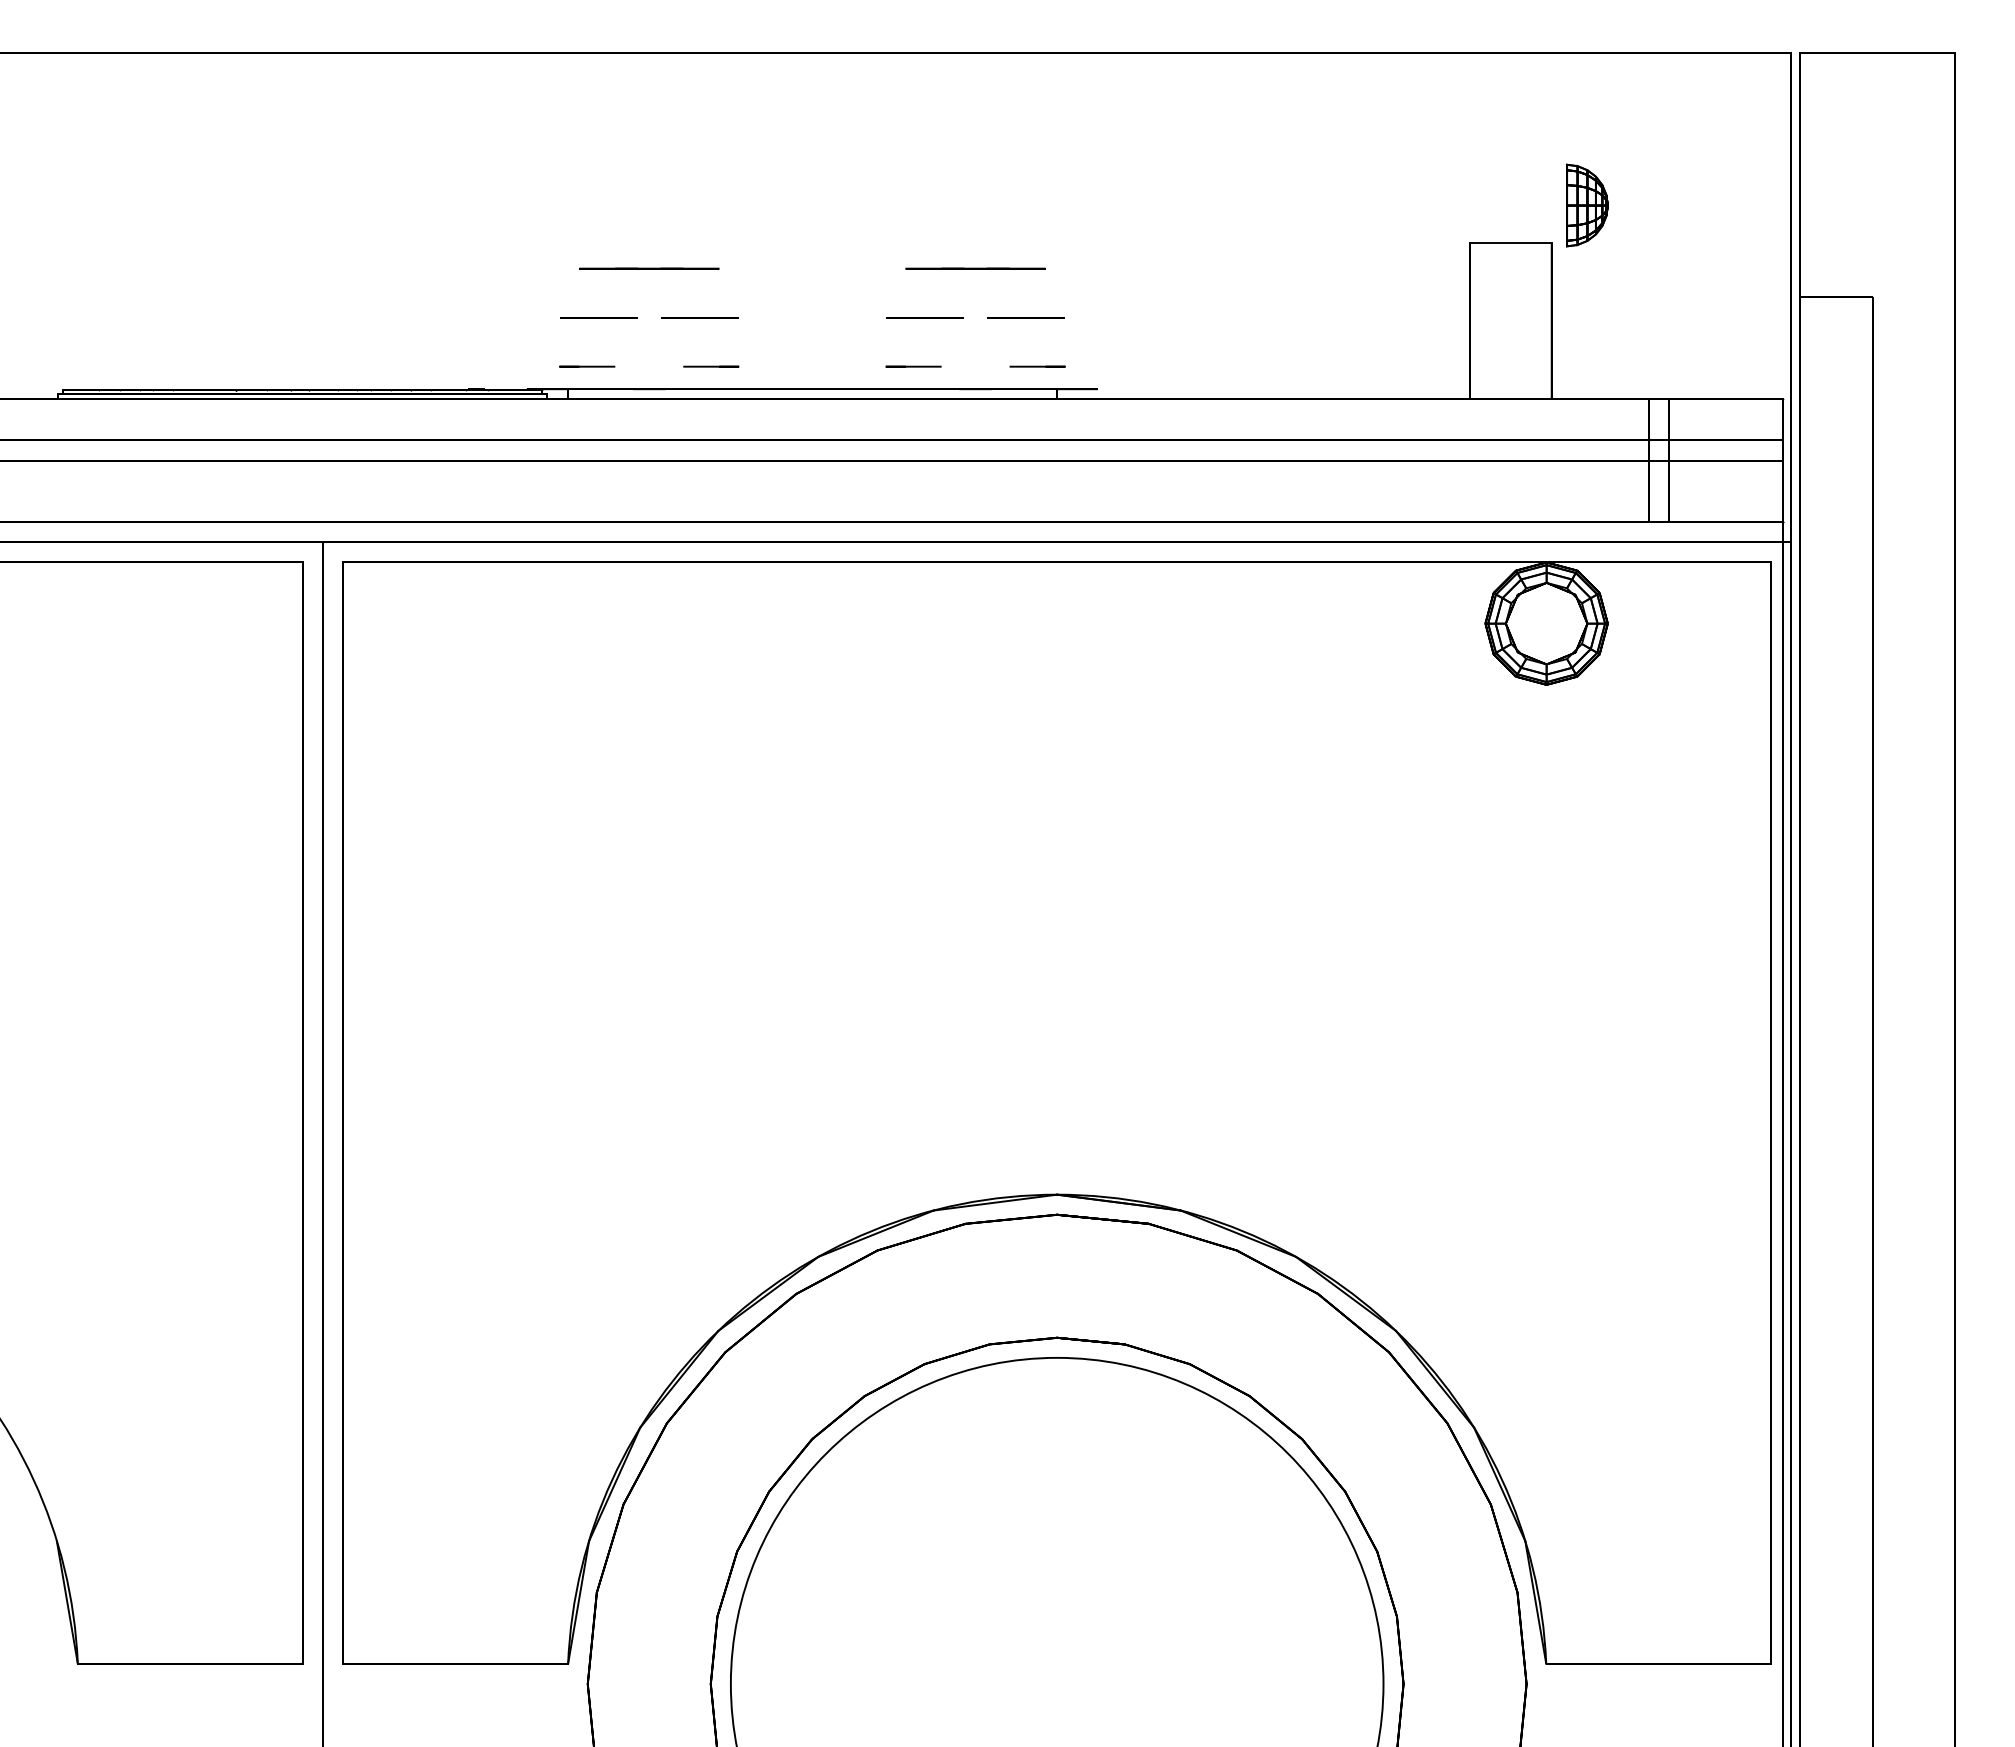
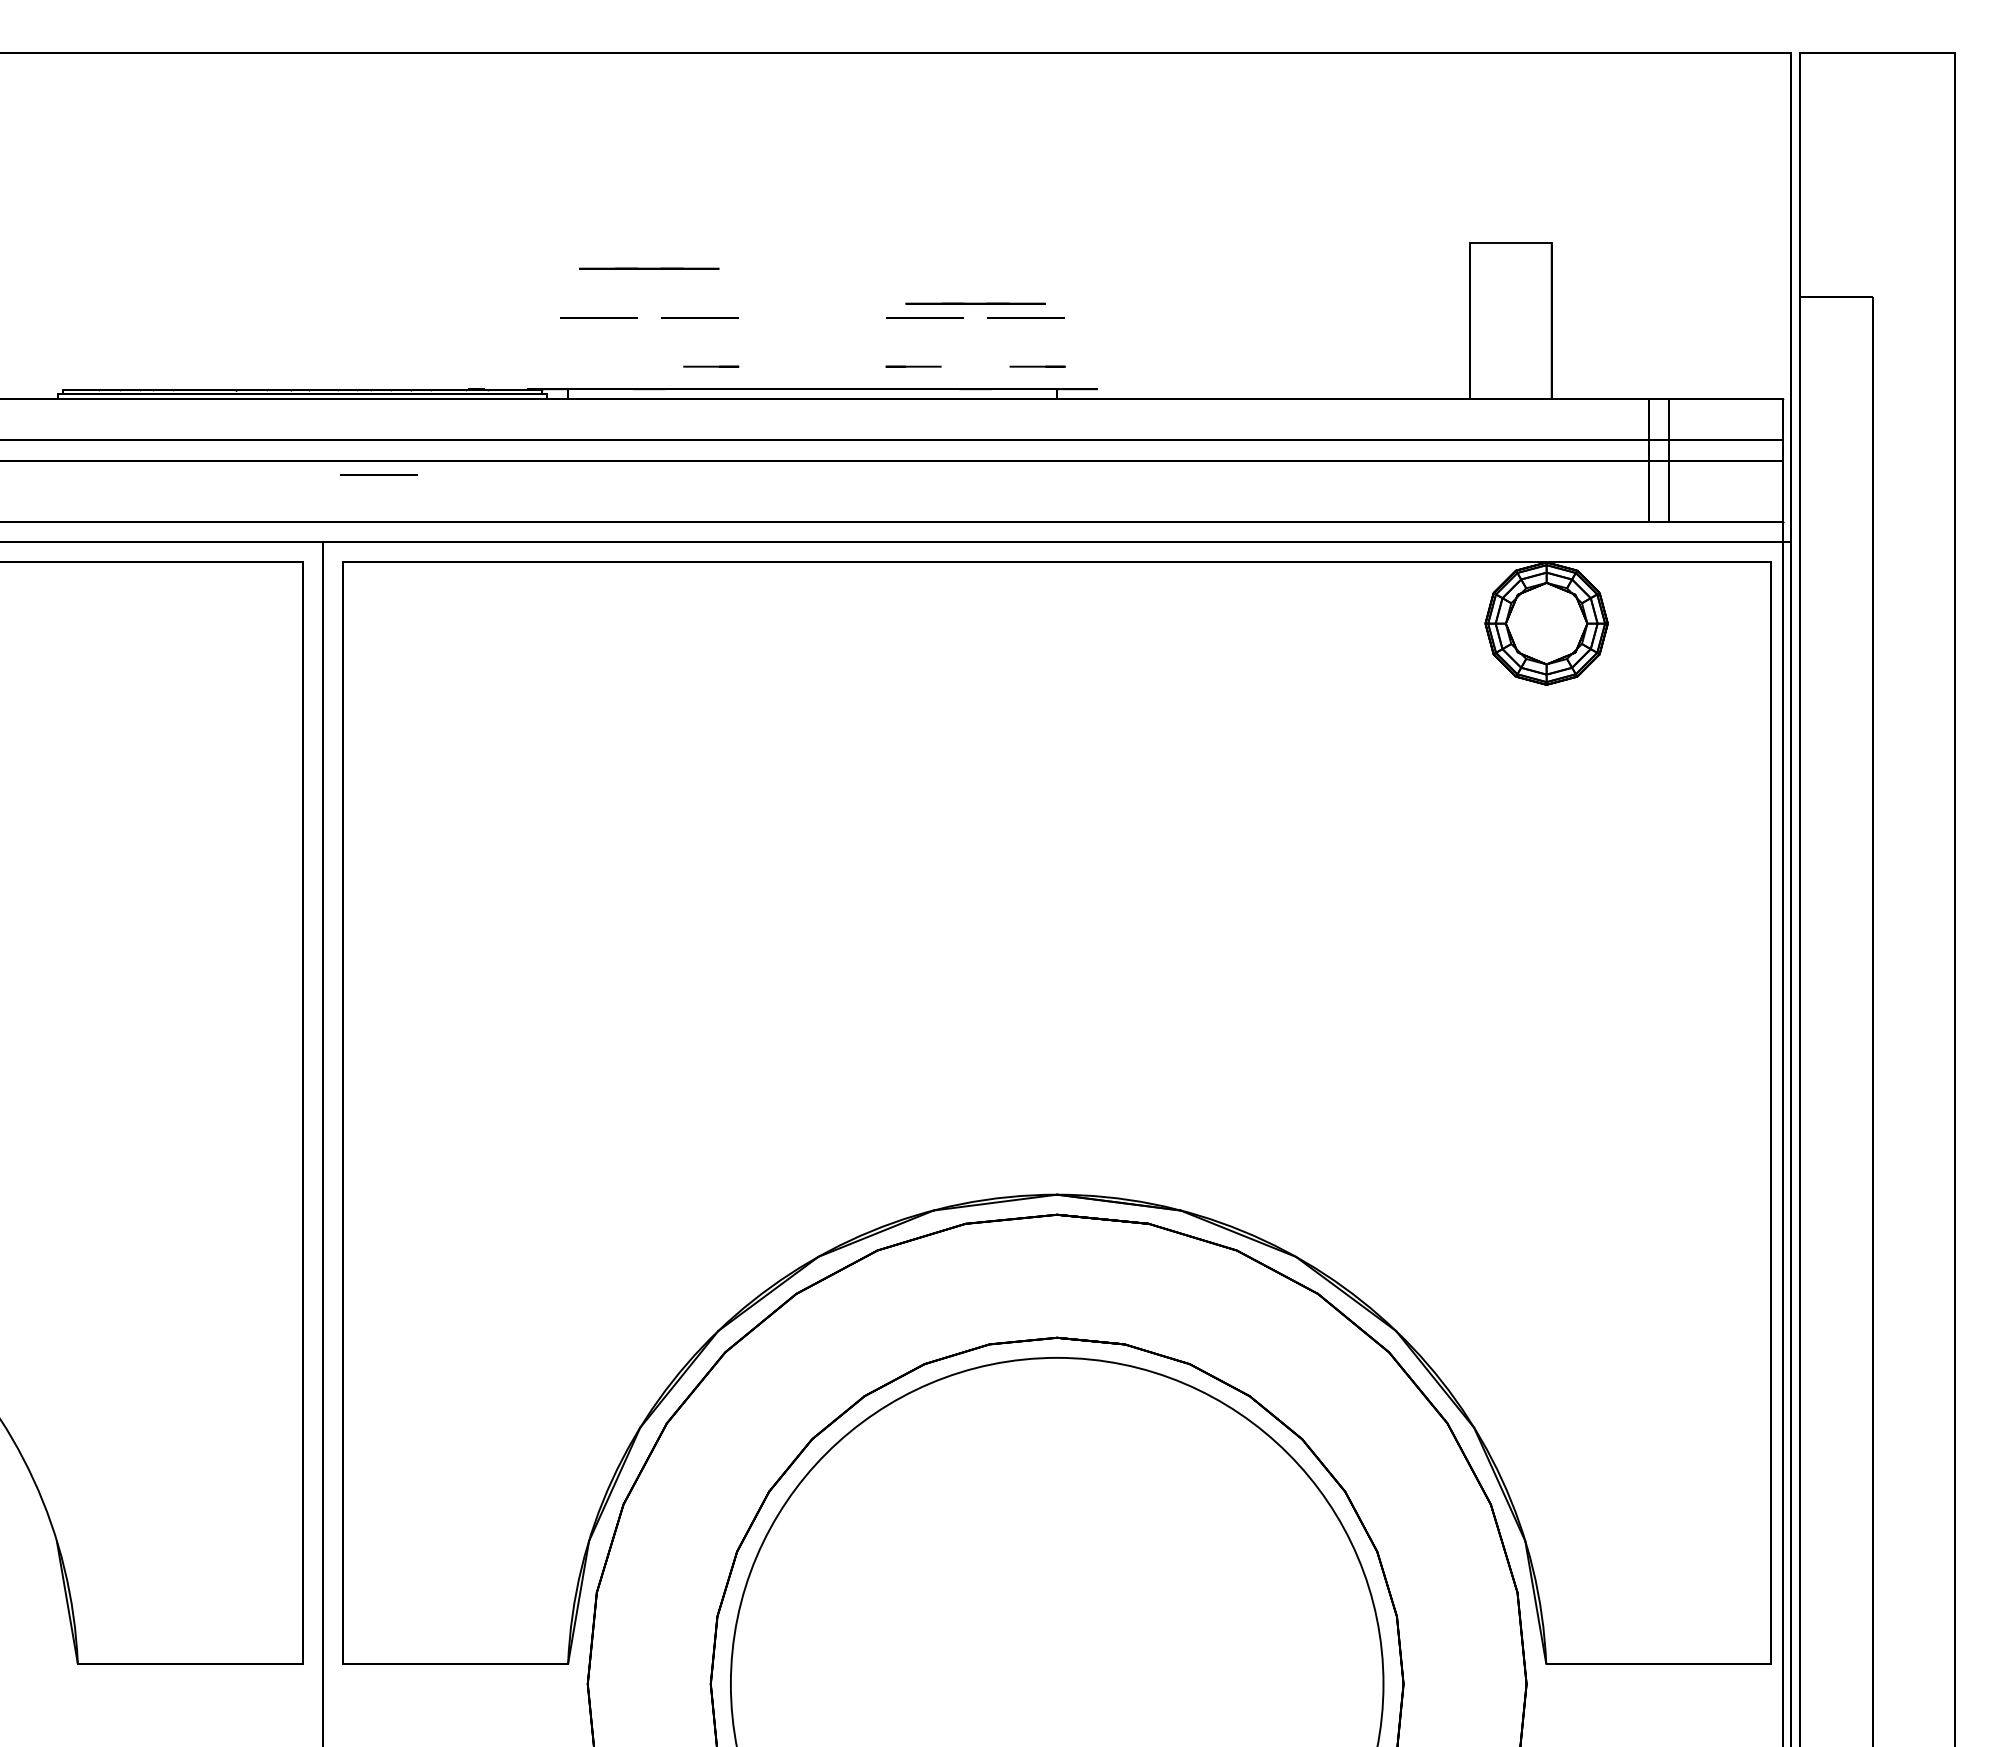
part: present -> none (1587, 205)
line position: (975, 268) -> (975, 303) (975, 303)
line: present -> none (587, 366)
line: none -> present (378, 474)
